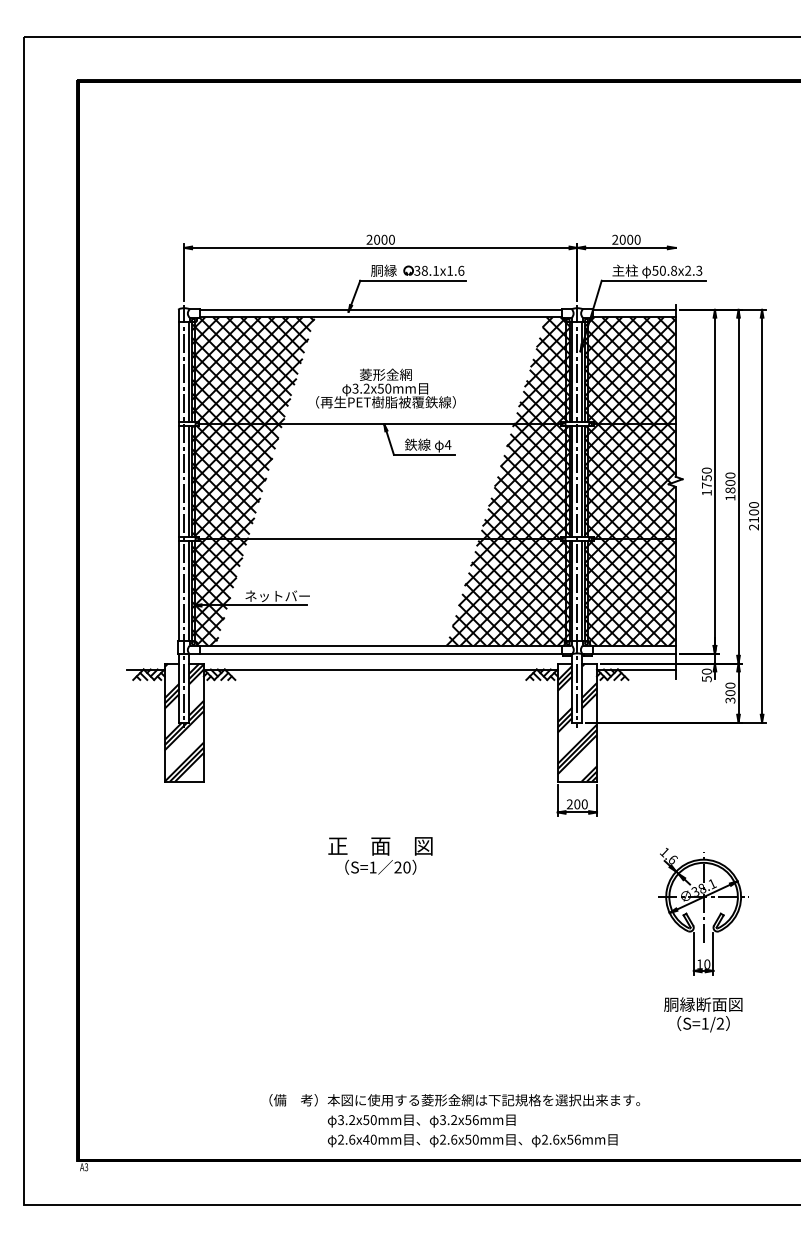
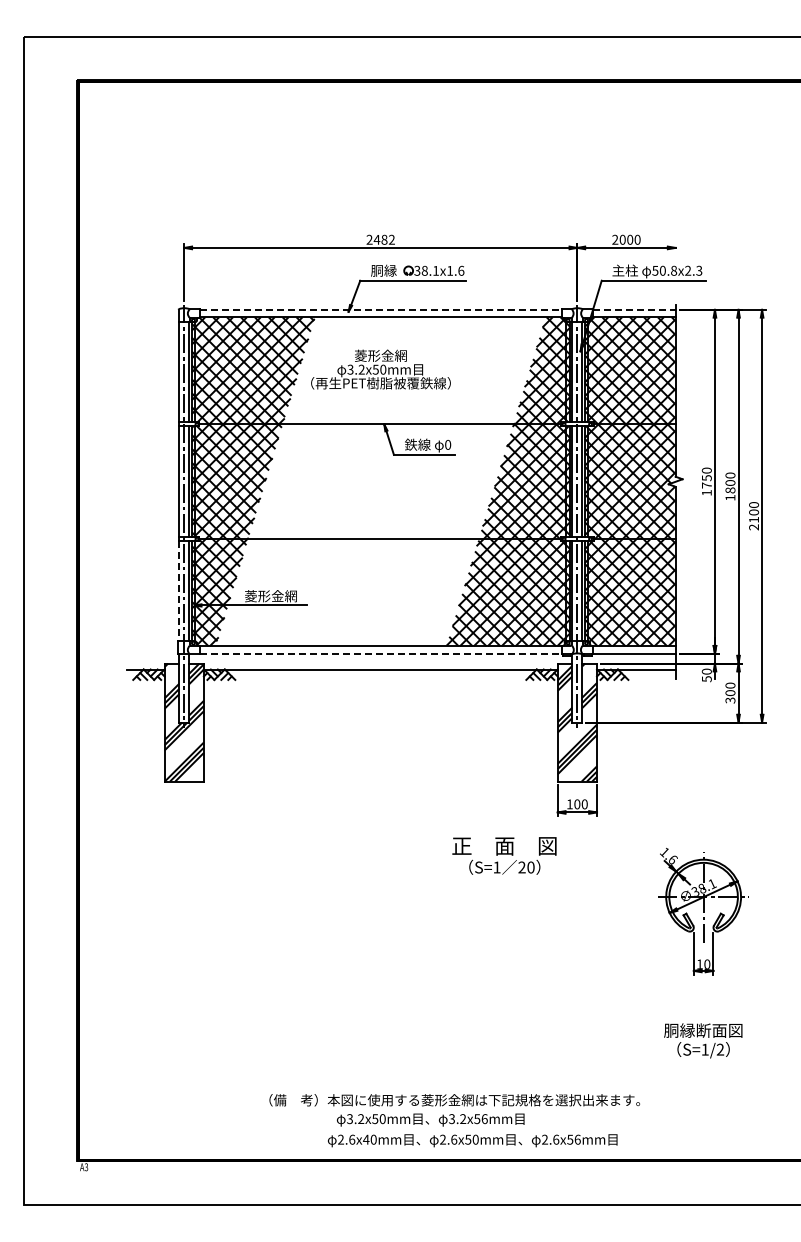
text: 2000 -> 2482 (383, 239)
line: solid -> dashed (380, 309)
line: solid -> dashed (634, 309)
text position: (385, 388) -> (380, 369) (380, 369)
text: 4 -> 0 (447, 444)
line: solid -> dashed (179, 591)
text: ネットバー -> 菱形金網 (277, 596)
line: solid -> dashed (380, 653)
text: 200 -> 100 (569, 804)
text position: (380, 855) -> (504, 855) (504, 855)
text position: (703, 1014) -> (703, 1040) (703, 1040)
text position: (421, 1120) -> (430, 1119) (430, 1119)
